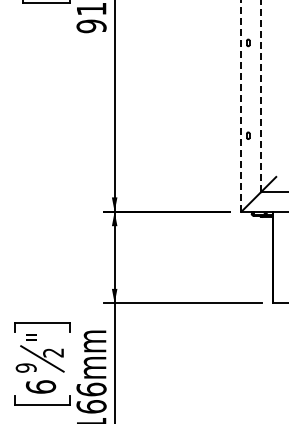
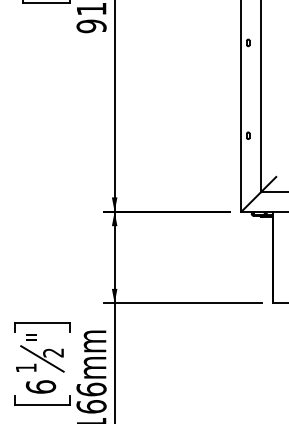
line: dashed -> solid (261, 96)
line: dashed -> solid (241, 105)
text: 9 -> 1 (25, 367)
